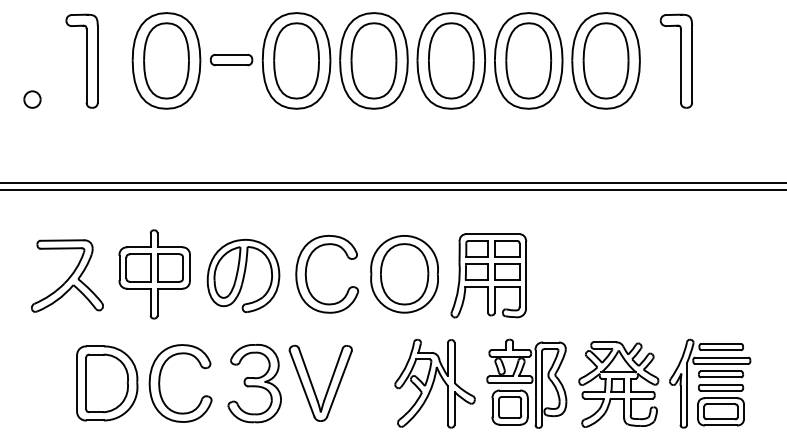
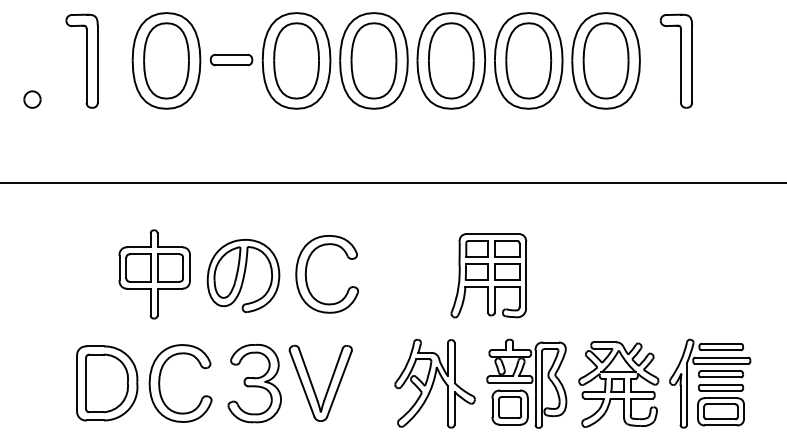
line: present -> none (392, 190)
part: present -> none (404, 274)
part: present -> none (67, 275)
